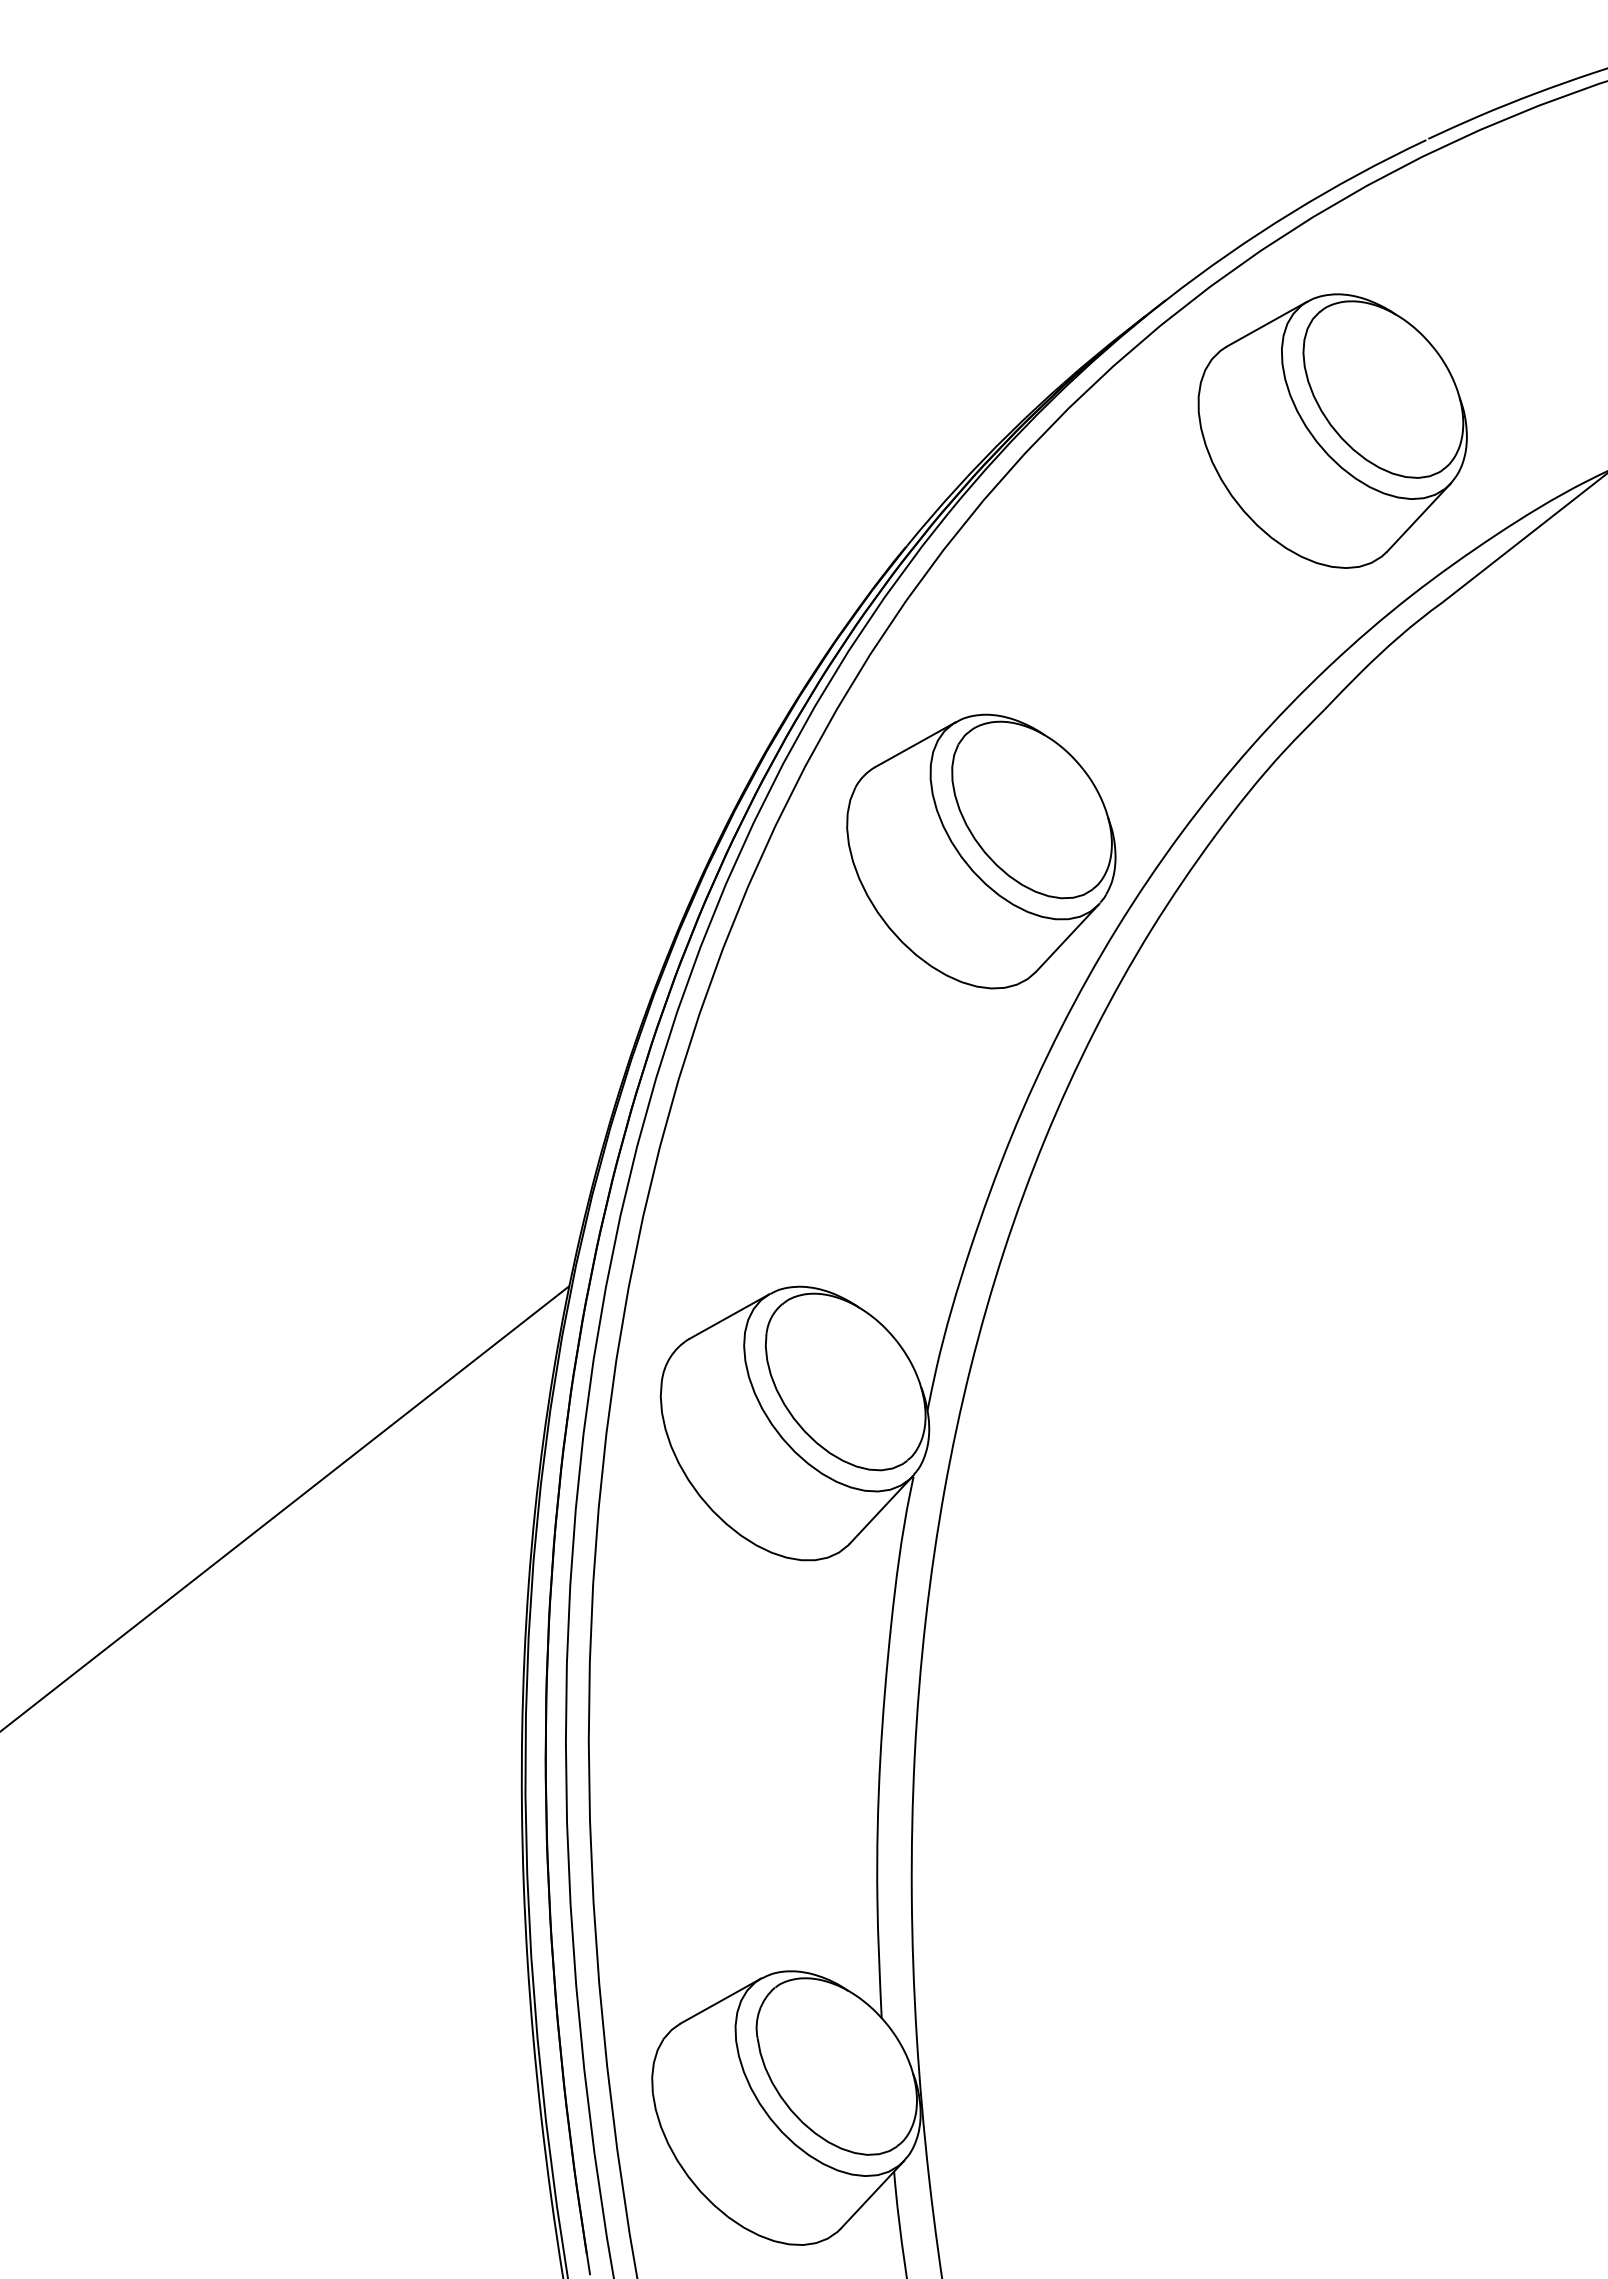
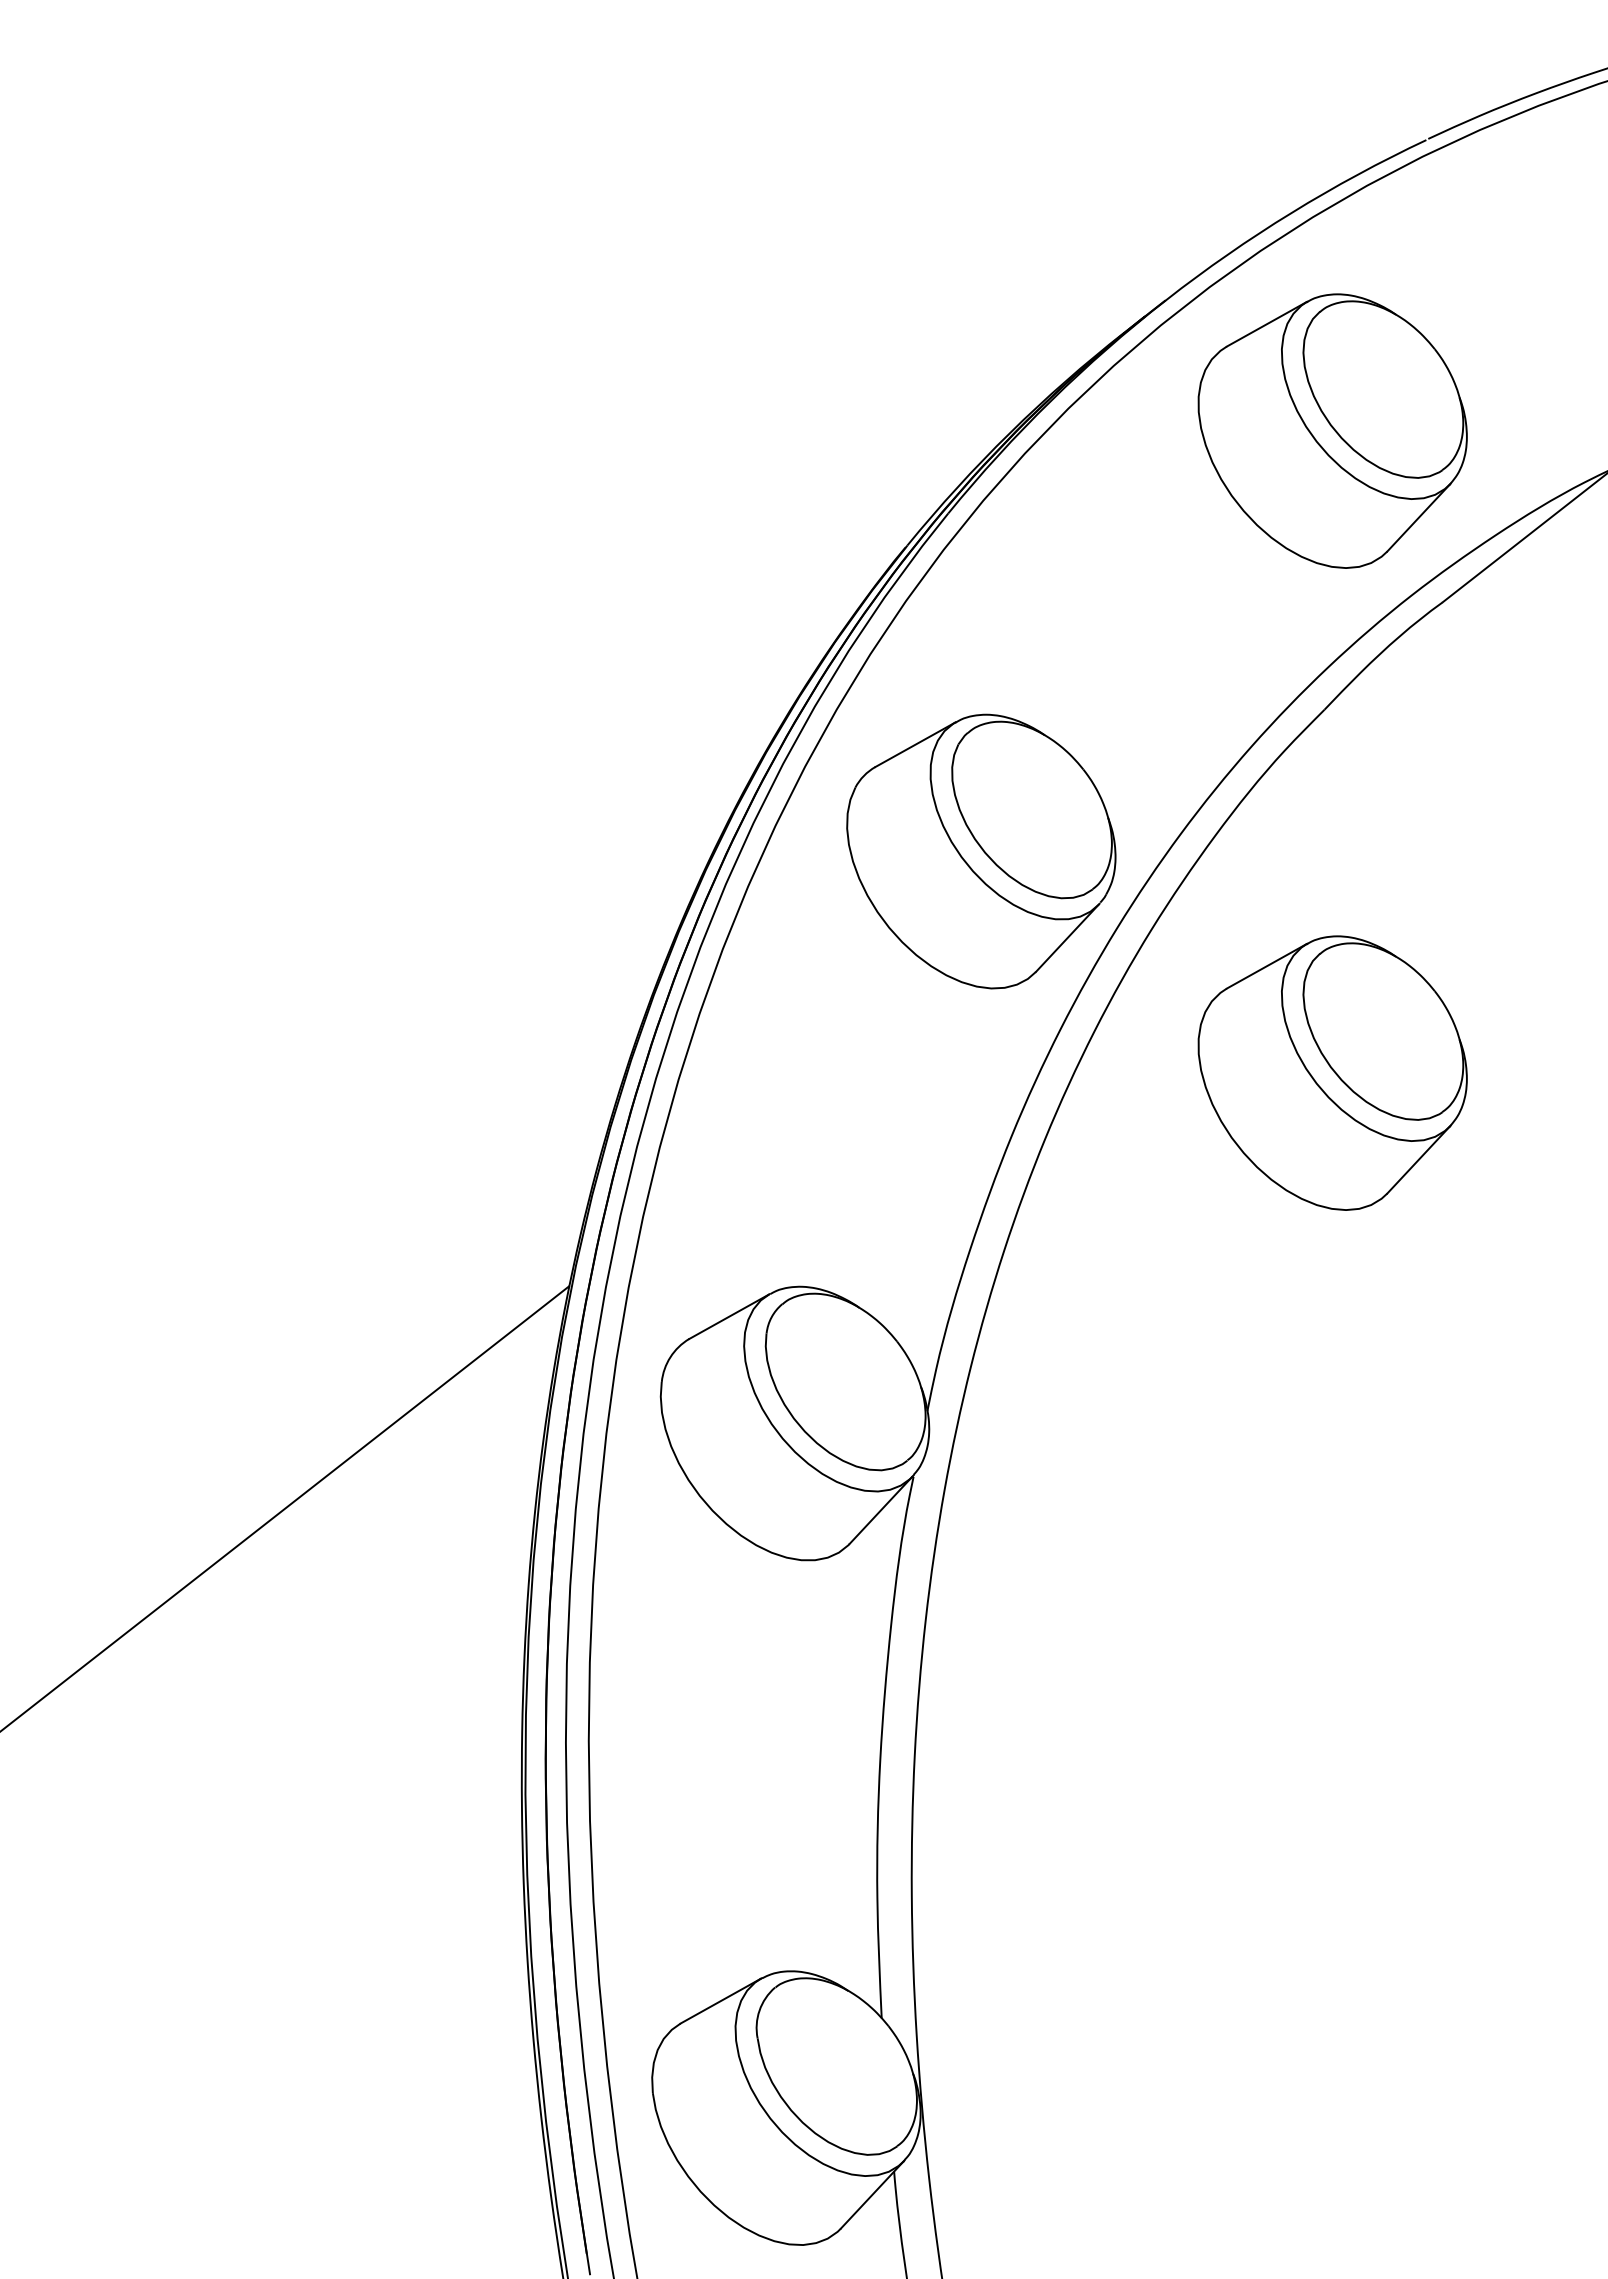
part: none -> present (1332, 1072)
